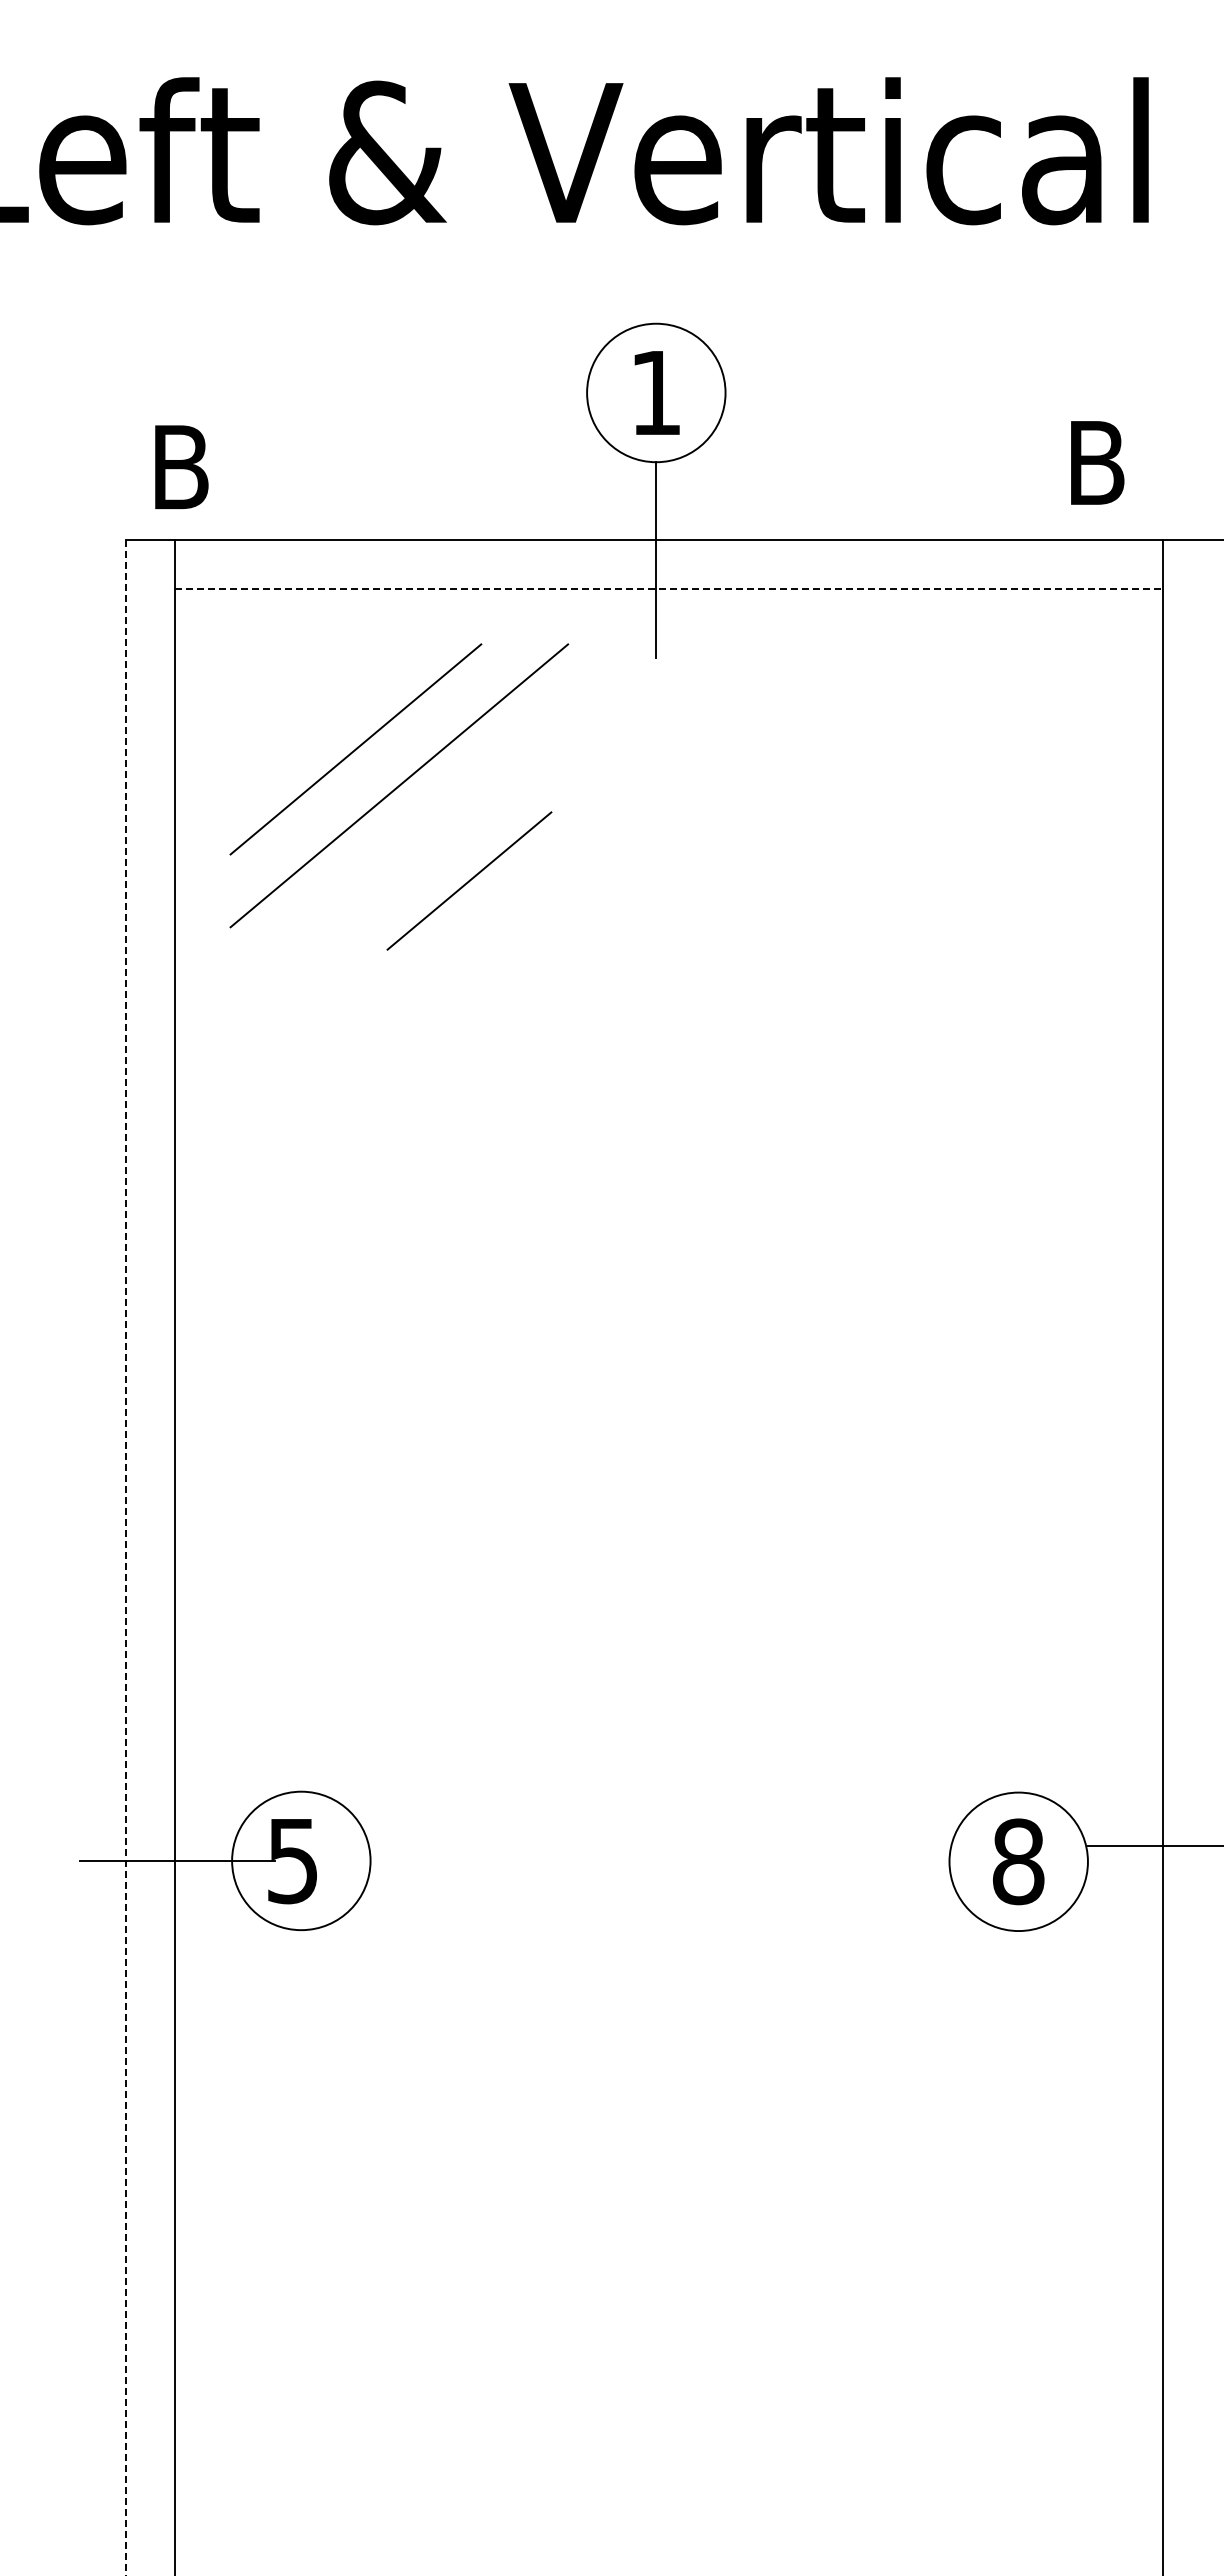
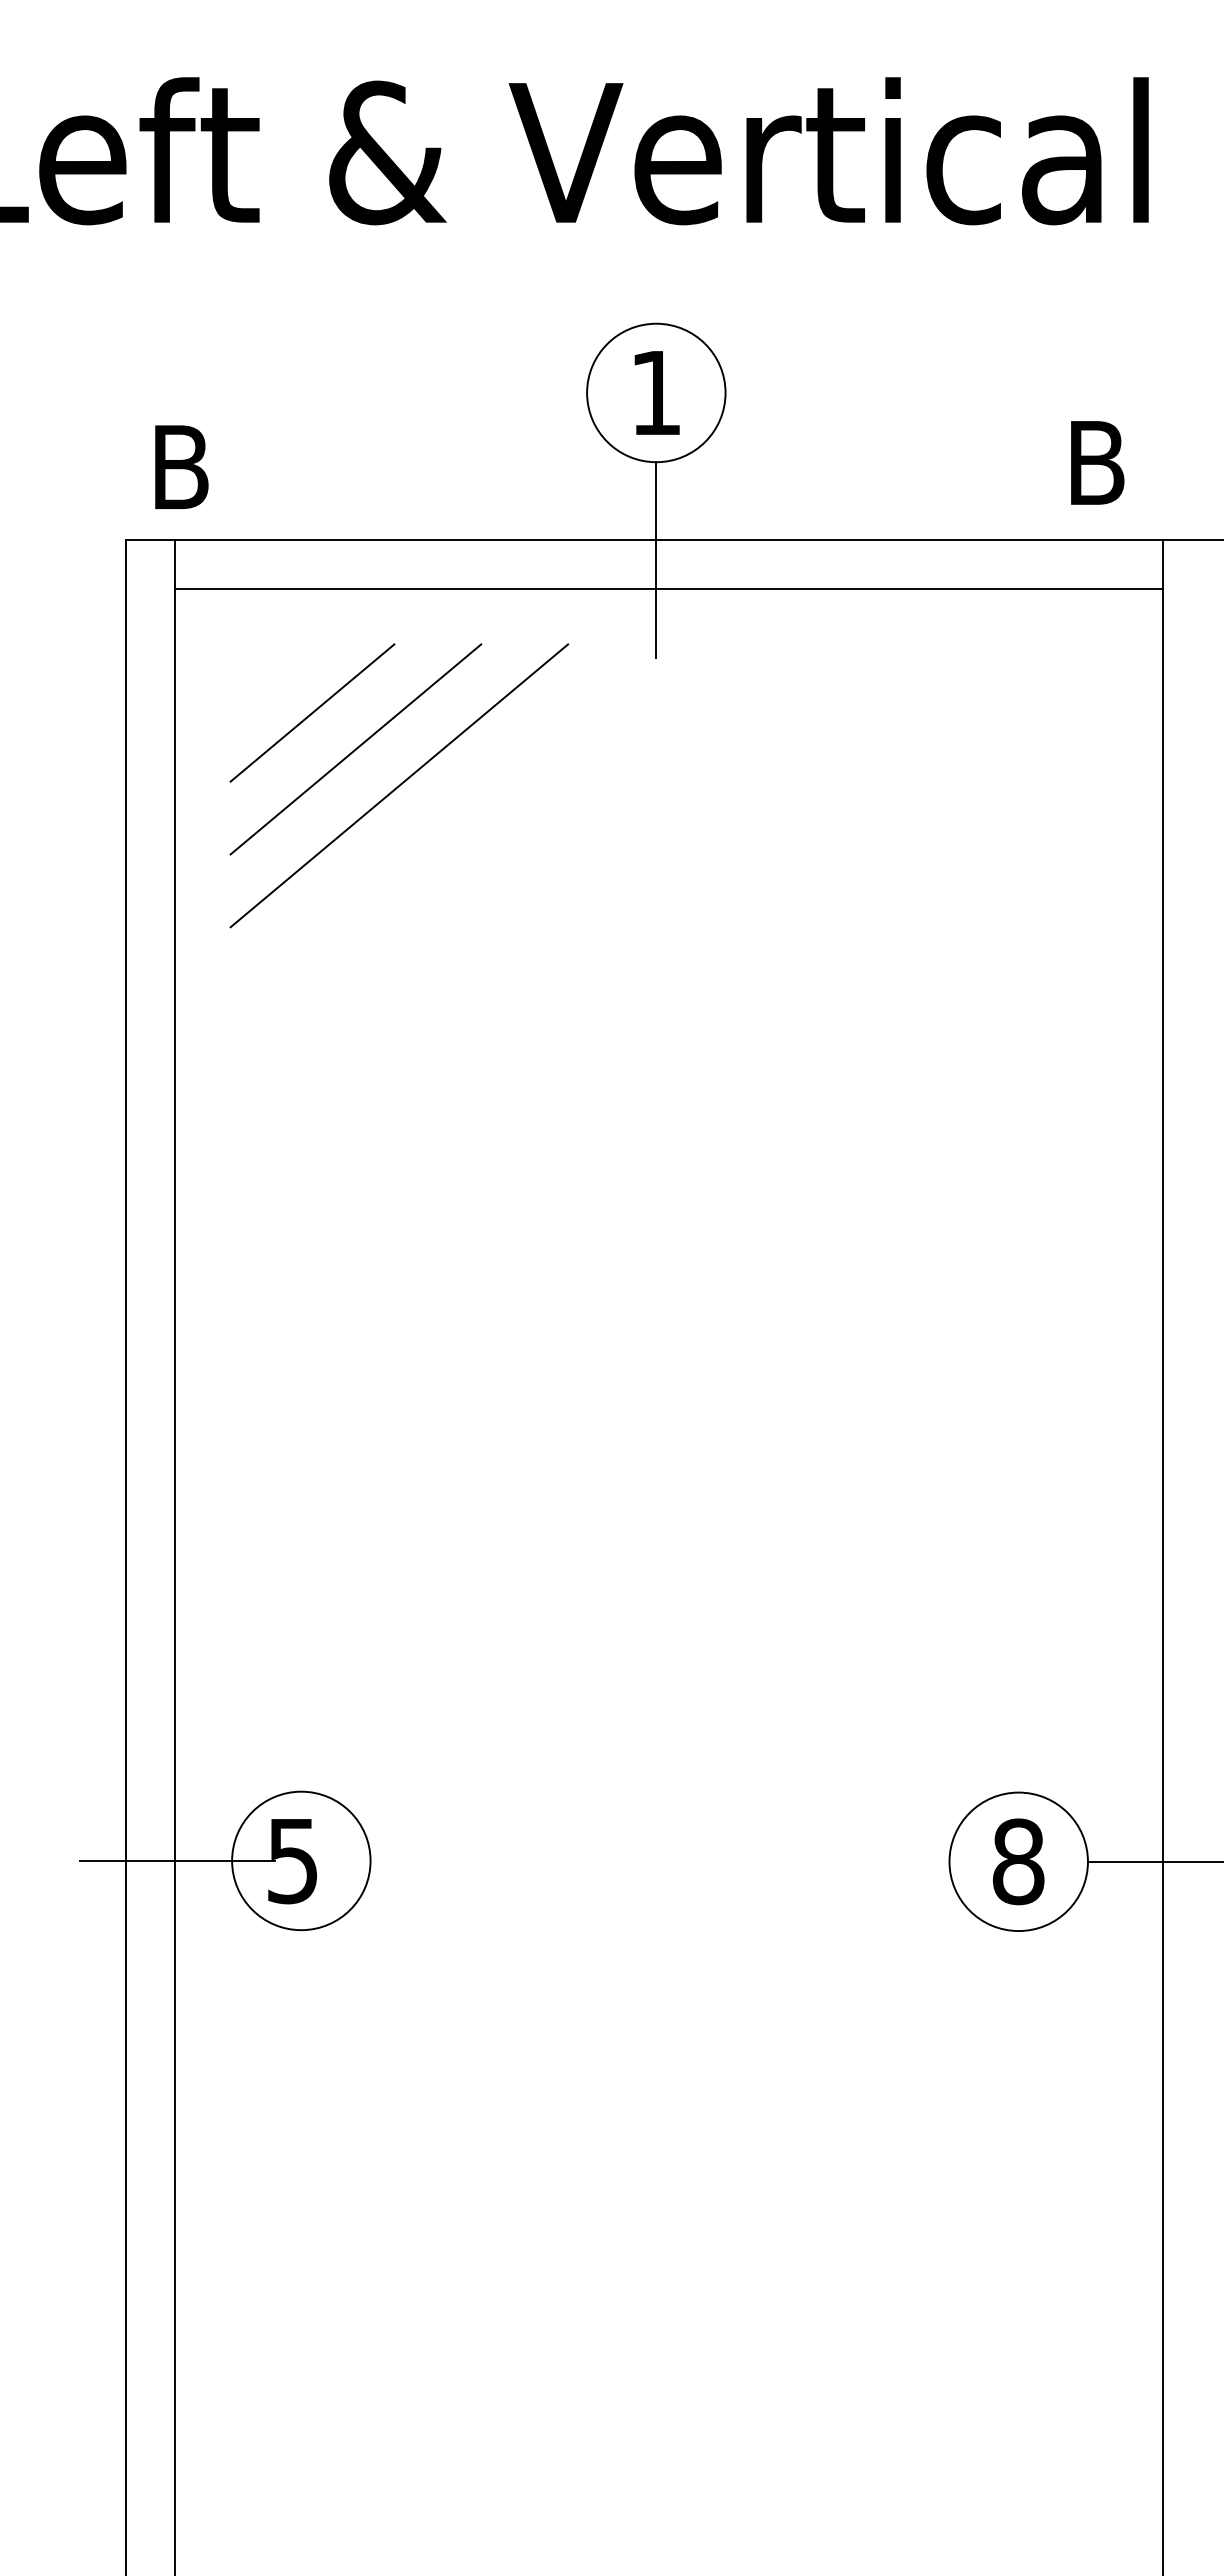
line: dashed -> solid (669, 588)
line position: (469, 880) -> (312, 712) (312, 712)
line: dashed -> solid (126, 1557)
line position: (1153, 1845) -> (1153, 1861) (1153, 1861)
